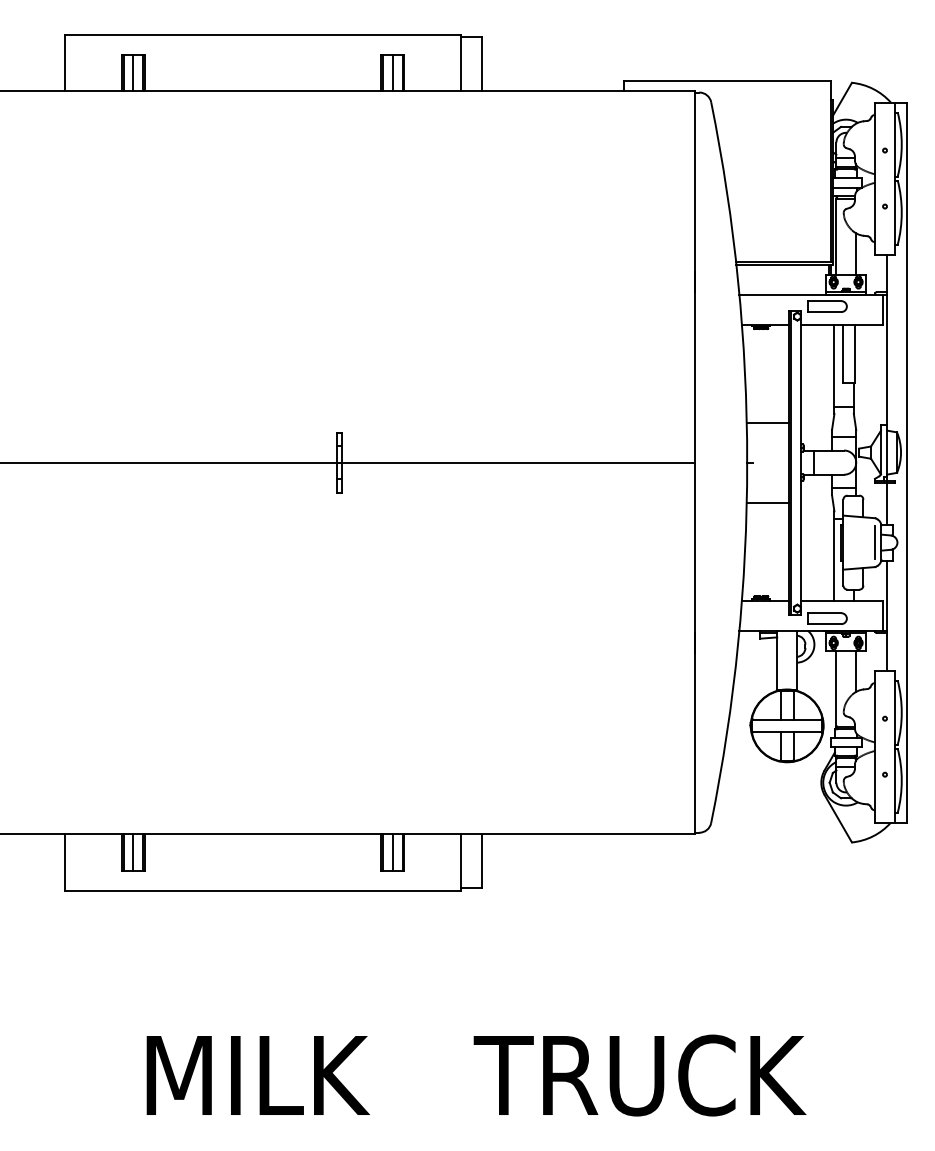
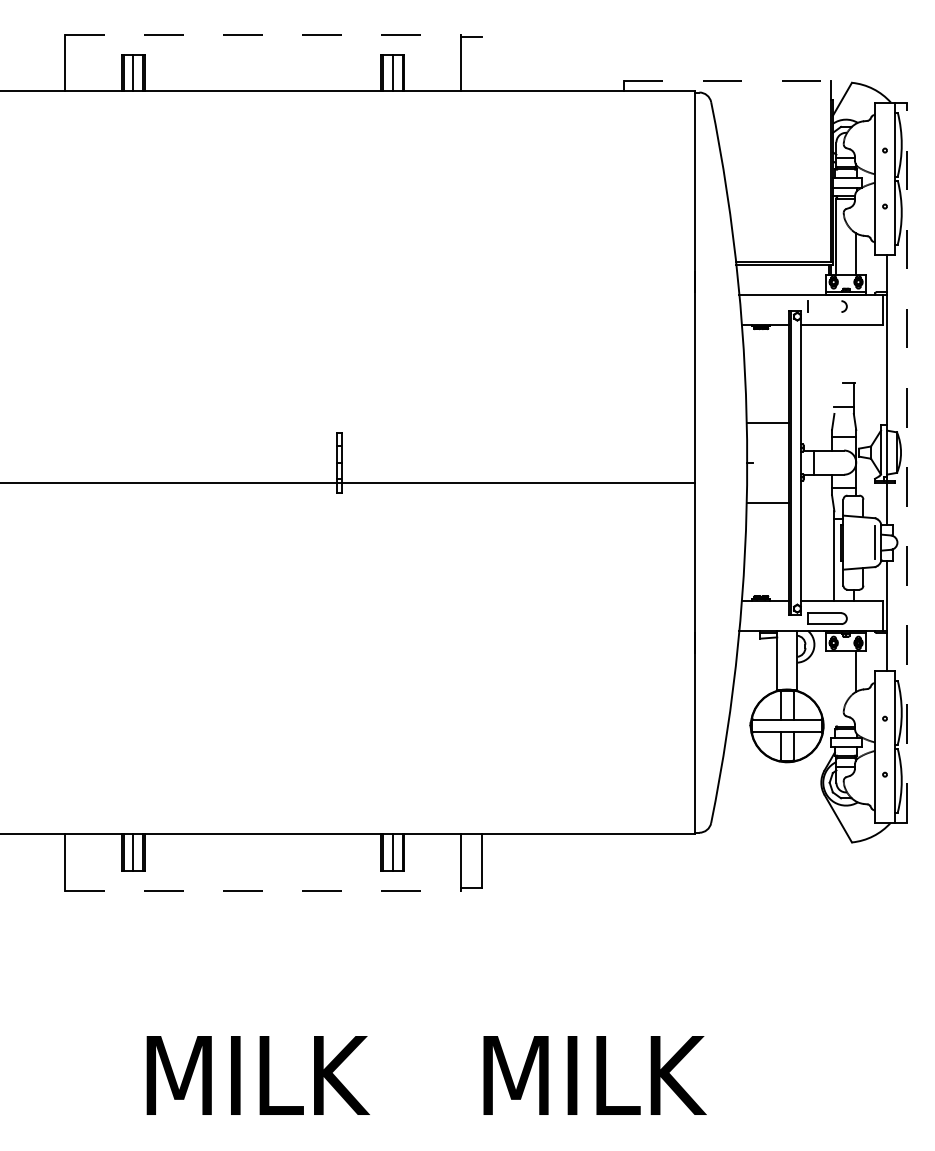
line: solid -> dashed (263, 34)
line: present -> none (482, 63)
line: solid -> dashed (727, 81)
line: present -> none (824, 301)
line: present -> none (824, 312)
line: present -> none (843, 353)
line: present -> none (855, 353)
line: present -> none (834, 368)
line position: (348, 462) -> (348, 482) (348, 482)
line: solid -> dashed (907, 462)
line: present -> none (836, 688)
line: solid -> dashed (263, 890)
text: TRUCK -> MILK (639, 1075)
